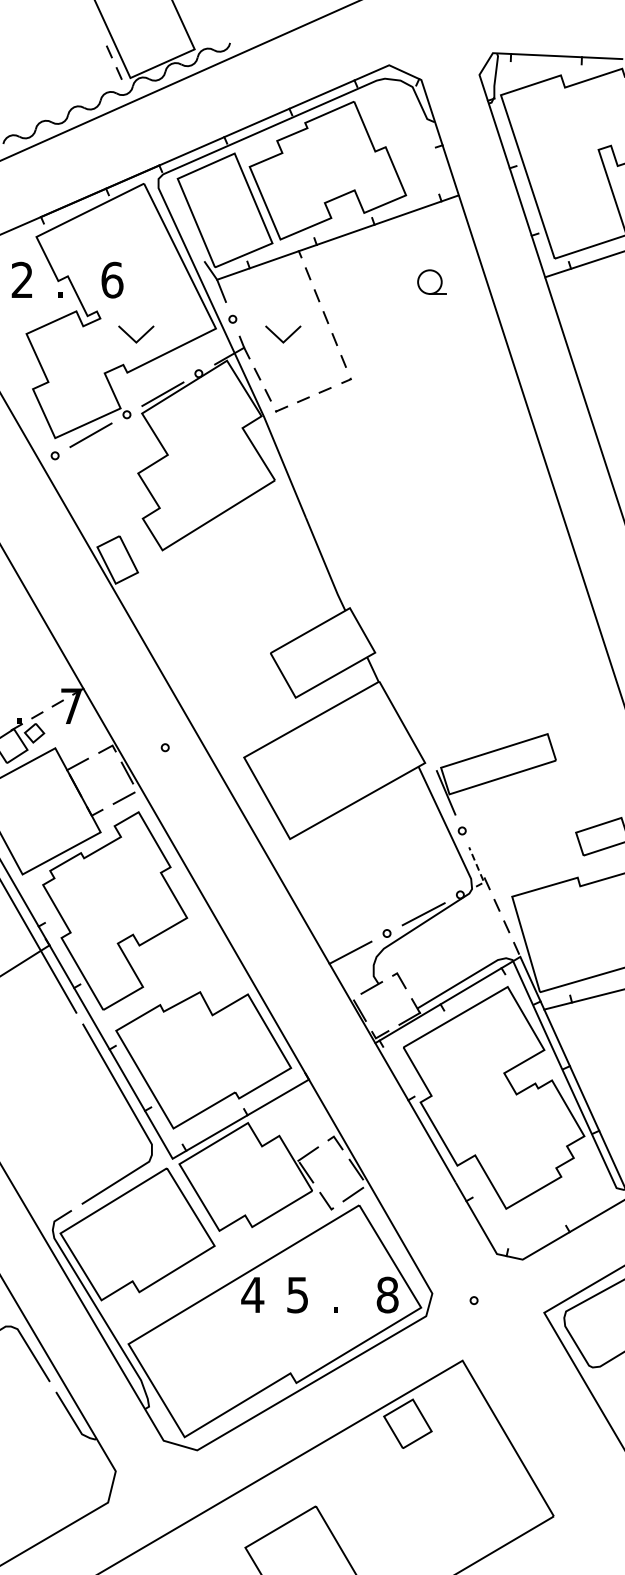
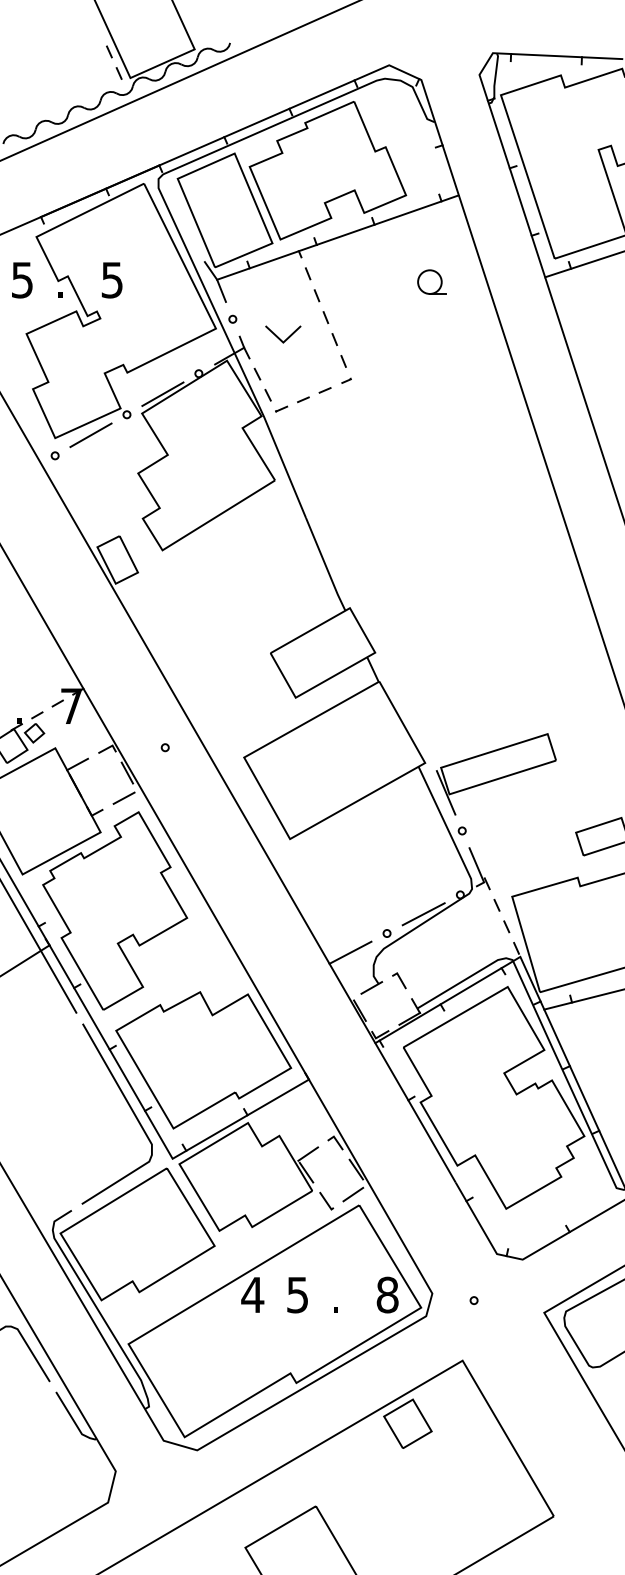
text: 2 -> 5 (21, 279)
text: 6 -> 5 (112, 279)
line: present -> none (132, 337)
line: dashed -> solid (478, 869)
